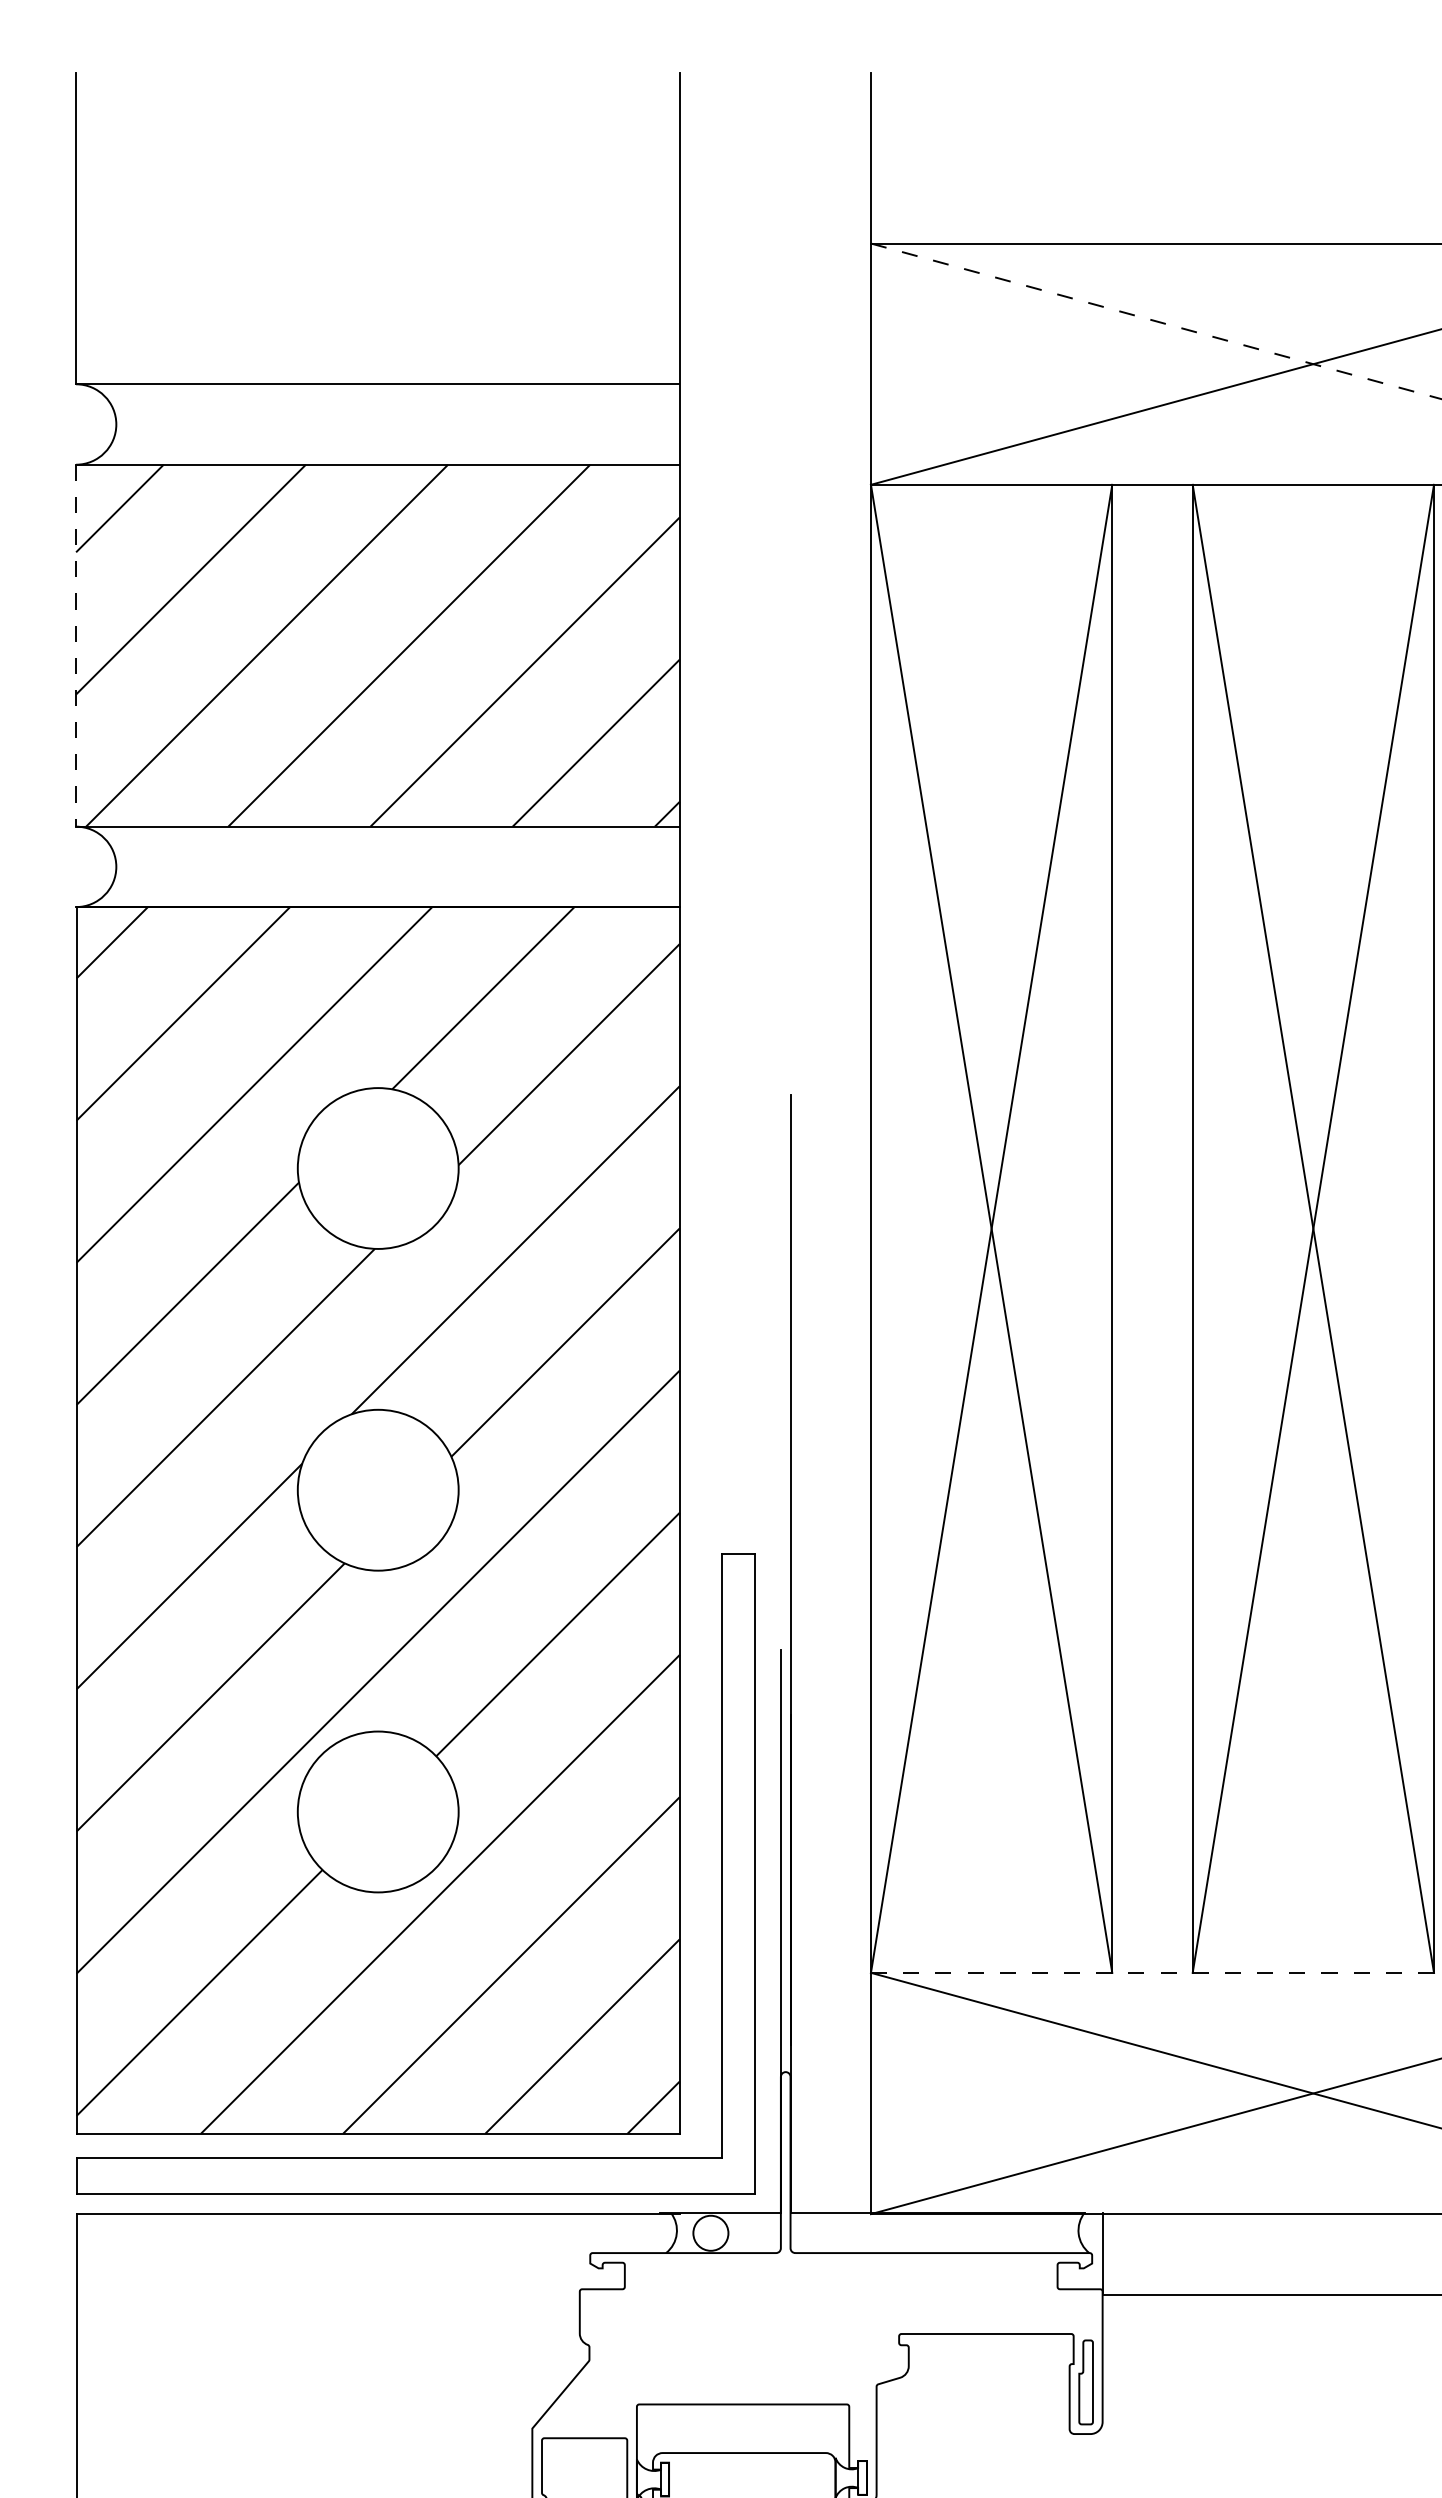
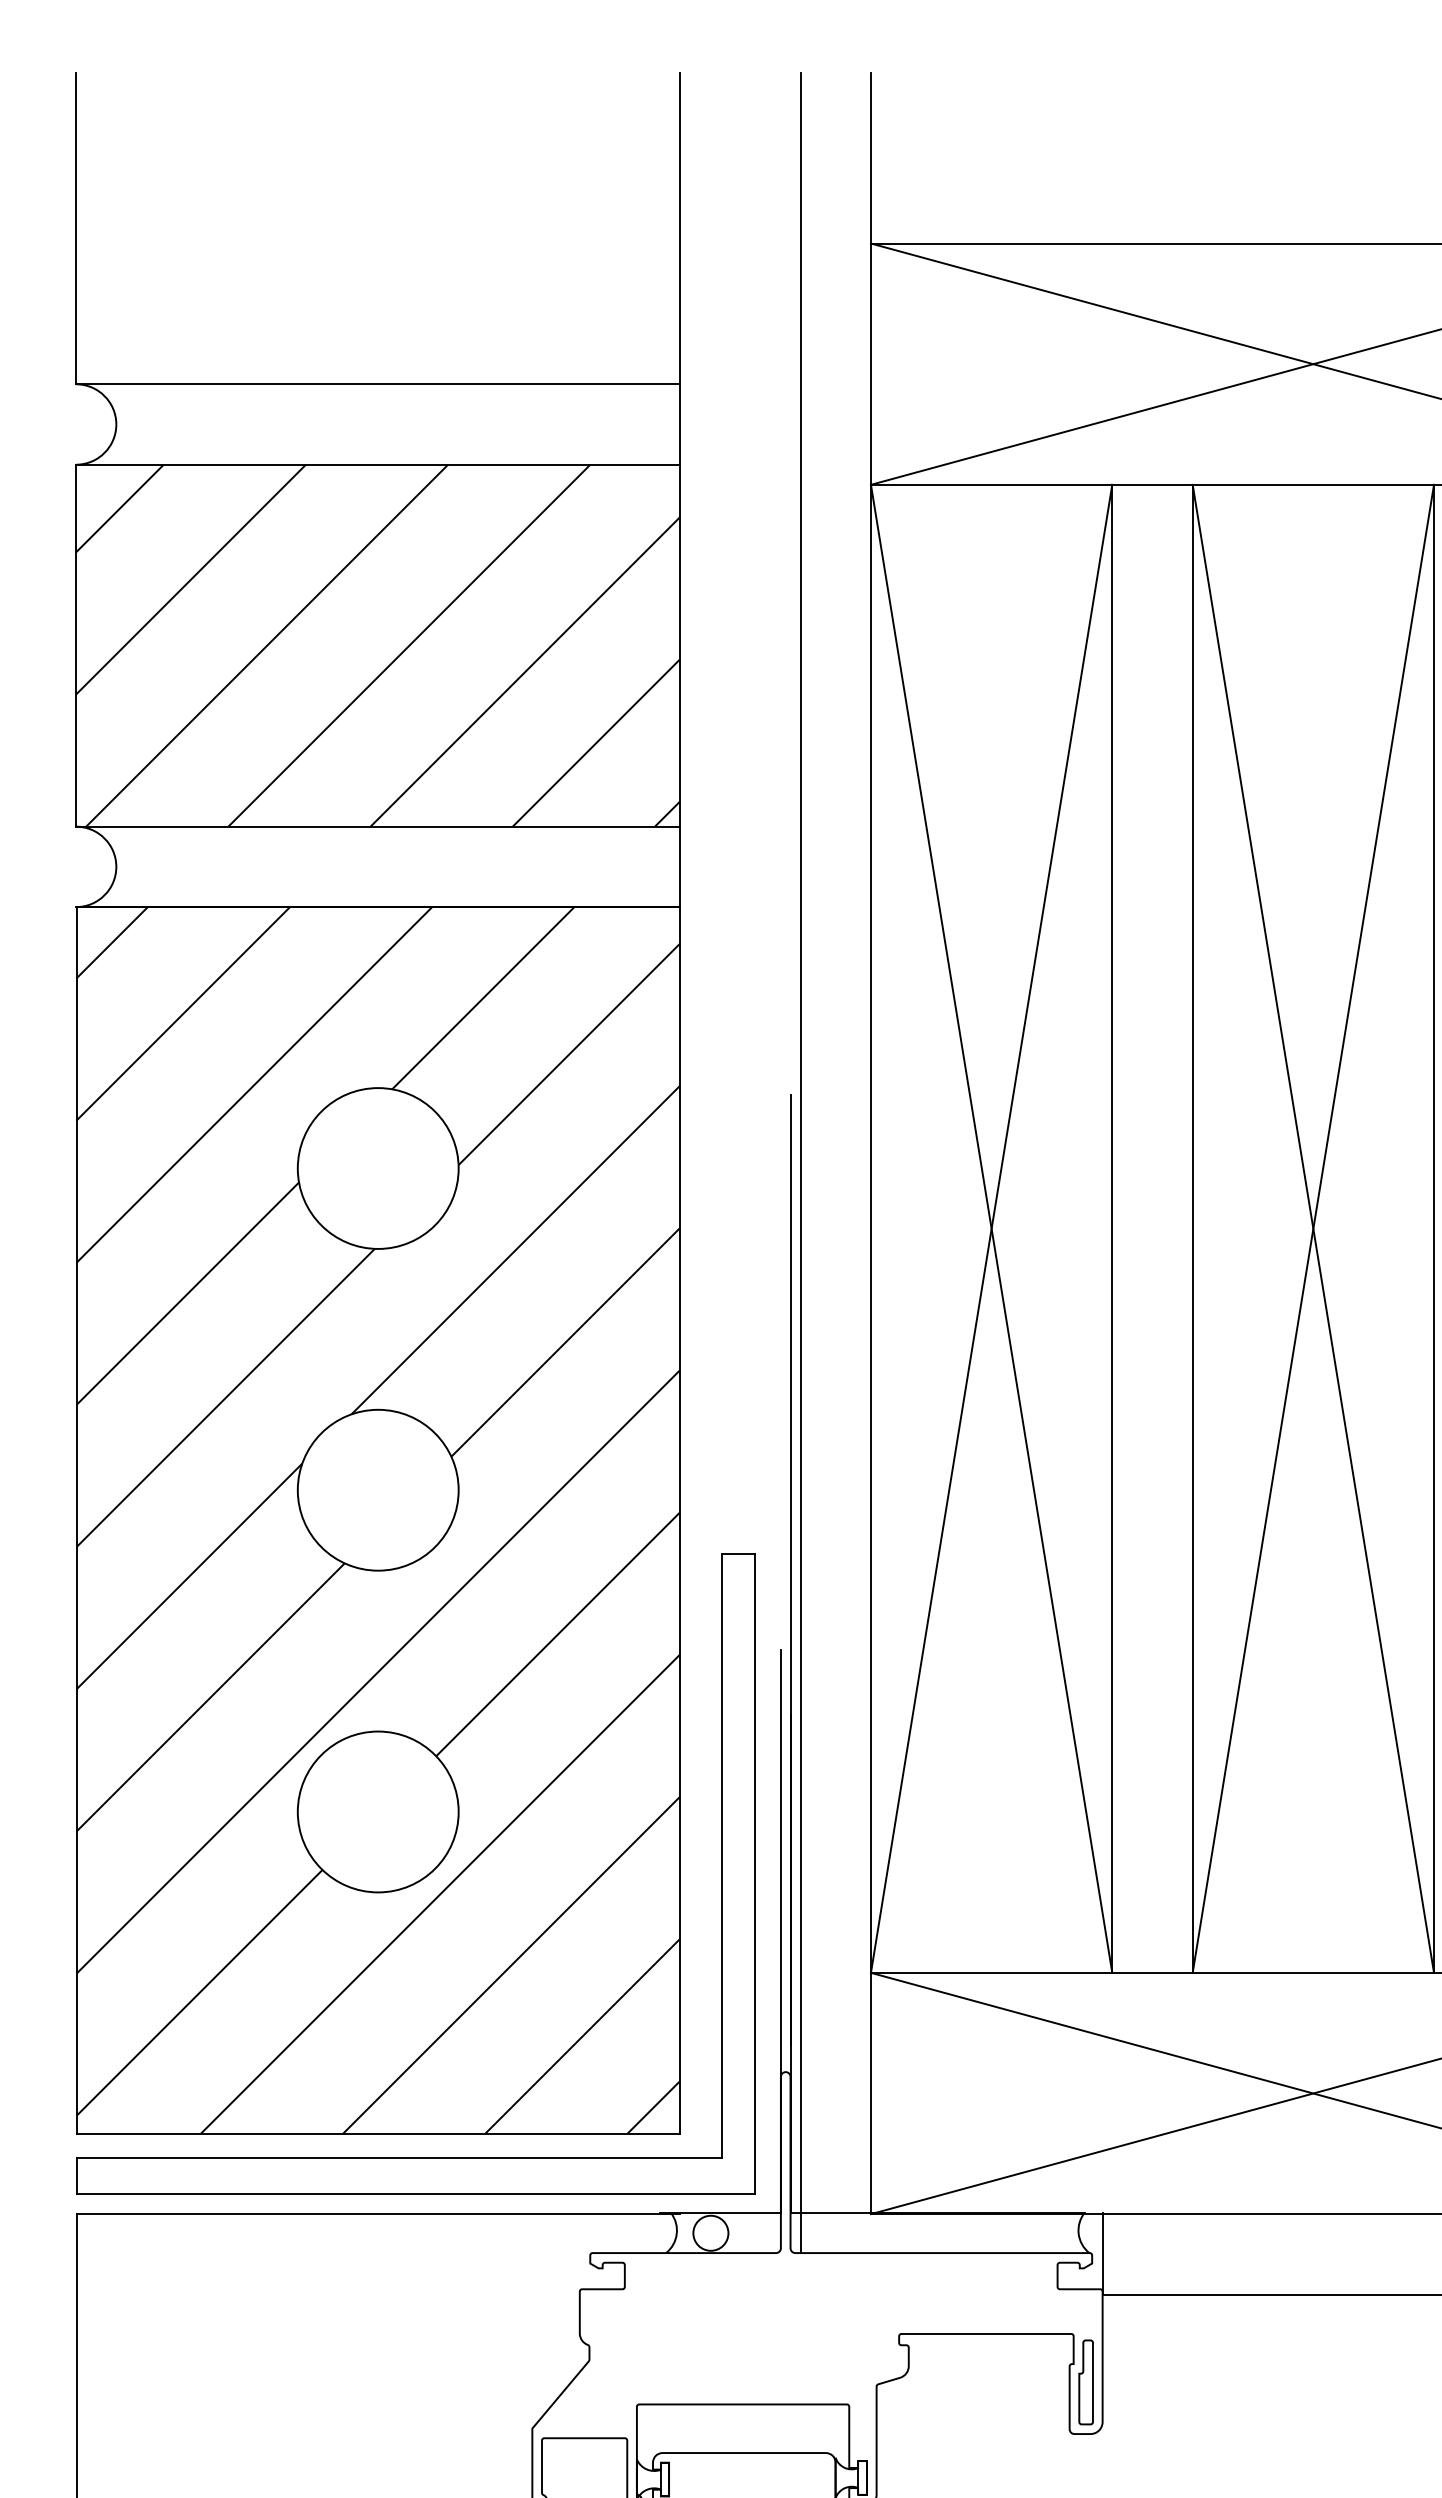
line: dashed -> solid (1156, 321)
line: dashed -> solid (76, 645)
line: none -> present (800, 1163)
line: dashed -> solid (1155, 1972)
